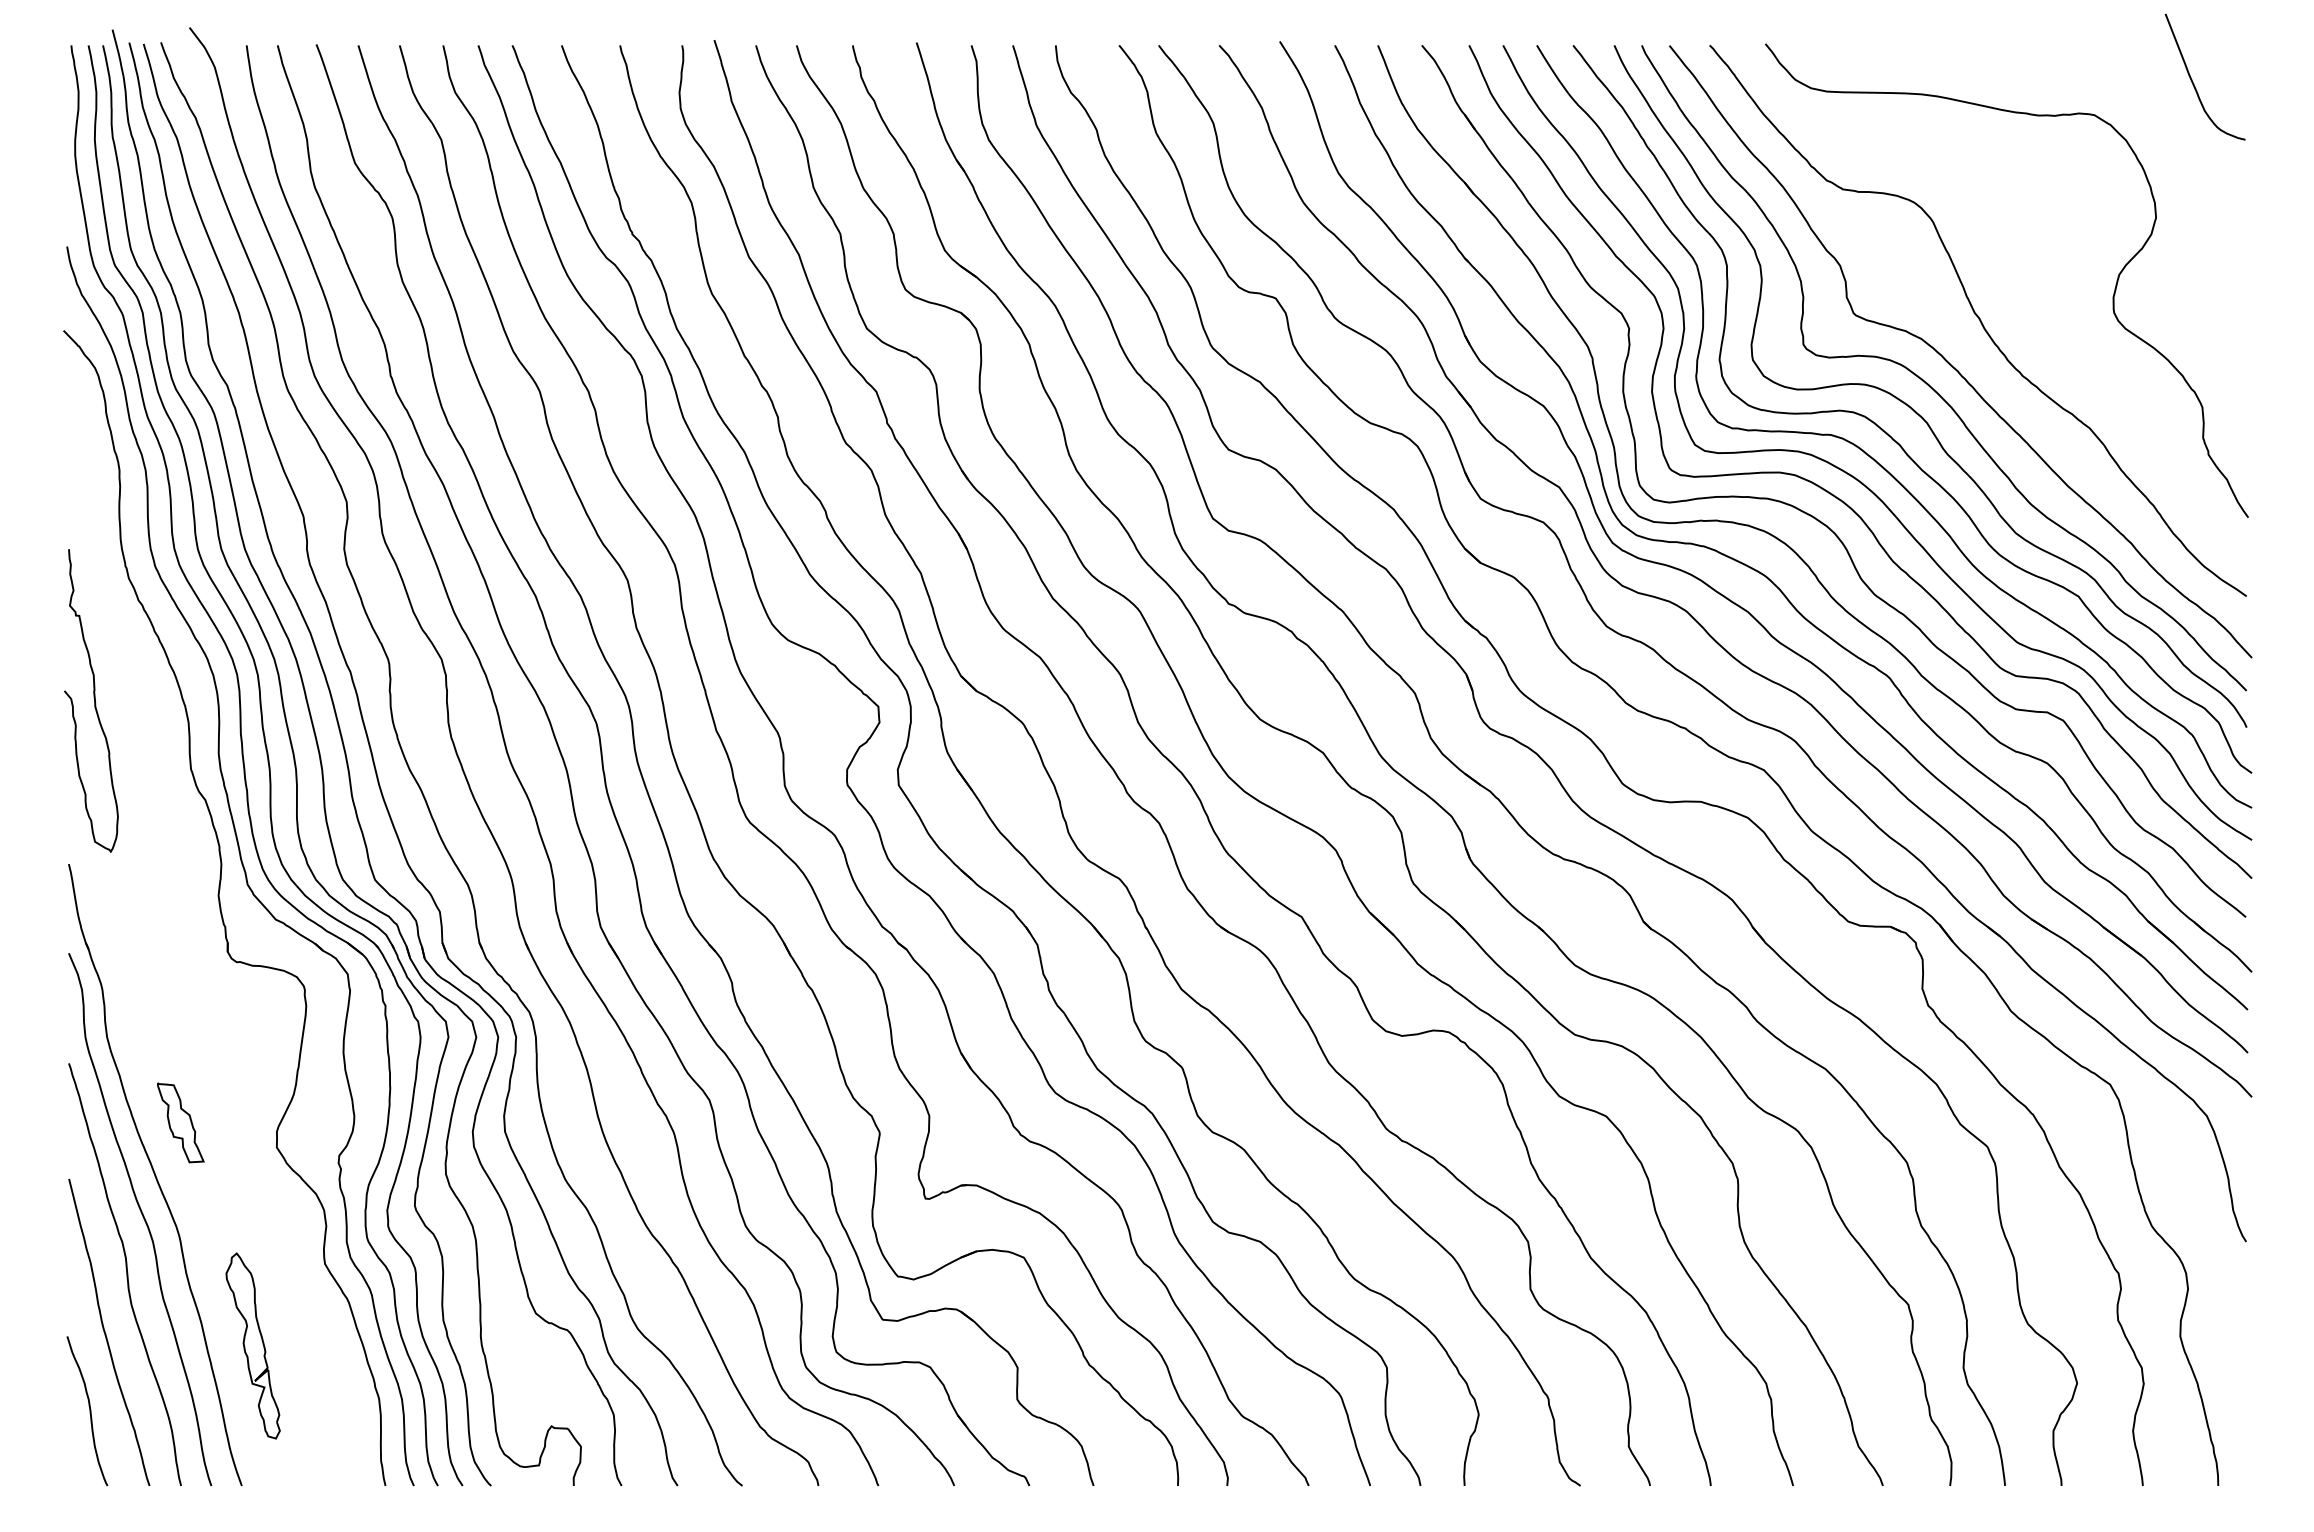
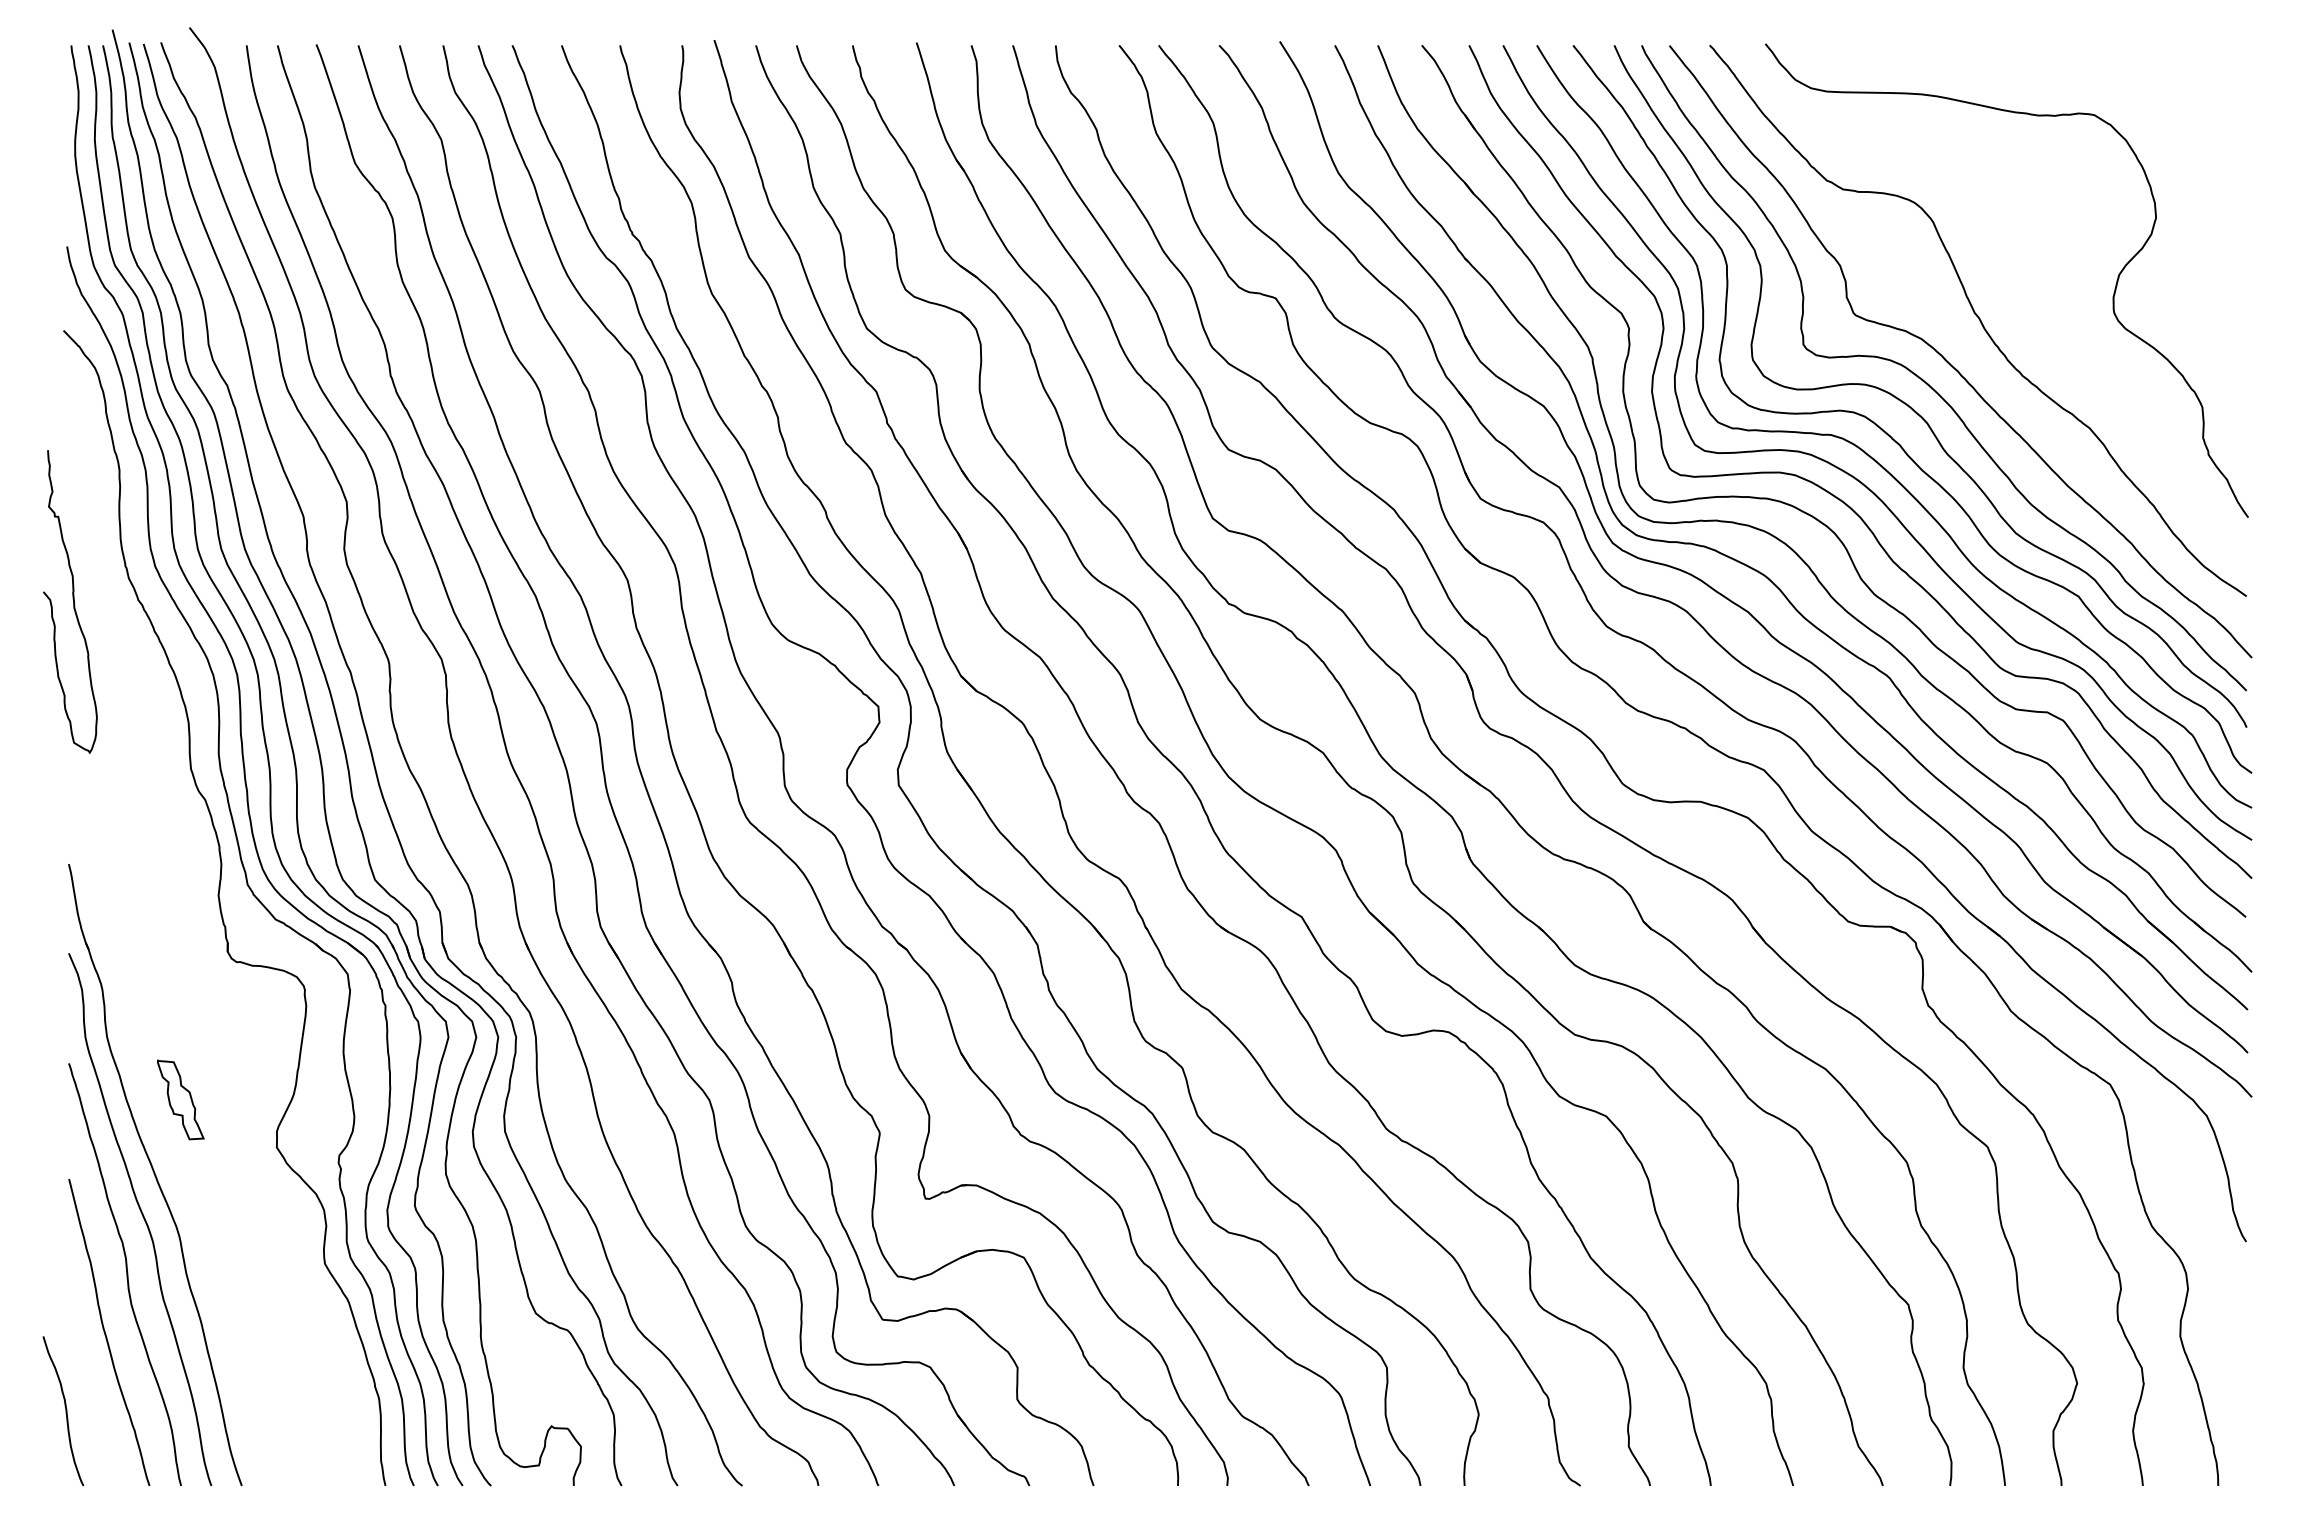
curve: present -> none (2193, 81)
curve position: (93, 698) -> (72, 599) (72, 599)
part position: (180, 1122) -> (180, 1099) (180, 1099)
part: present -> none (252, 1345)
curve position: (89, 1411) -> (65, 1411) (65, 1411)
